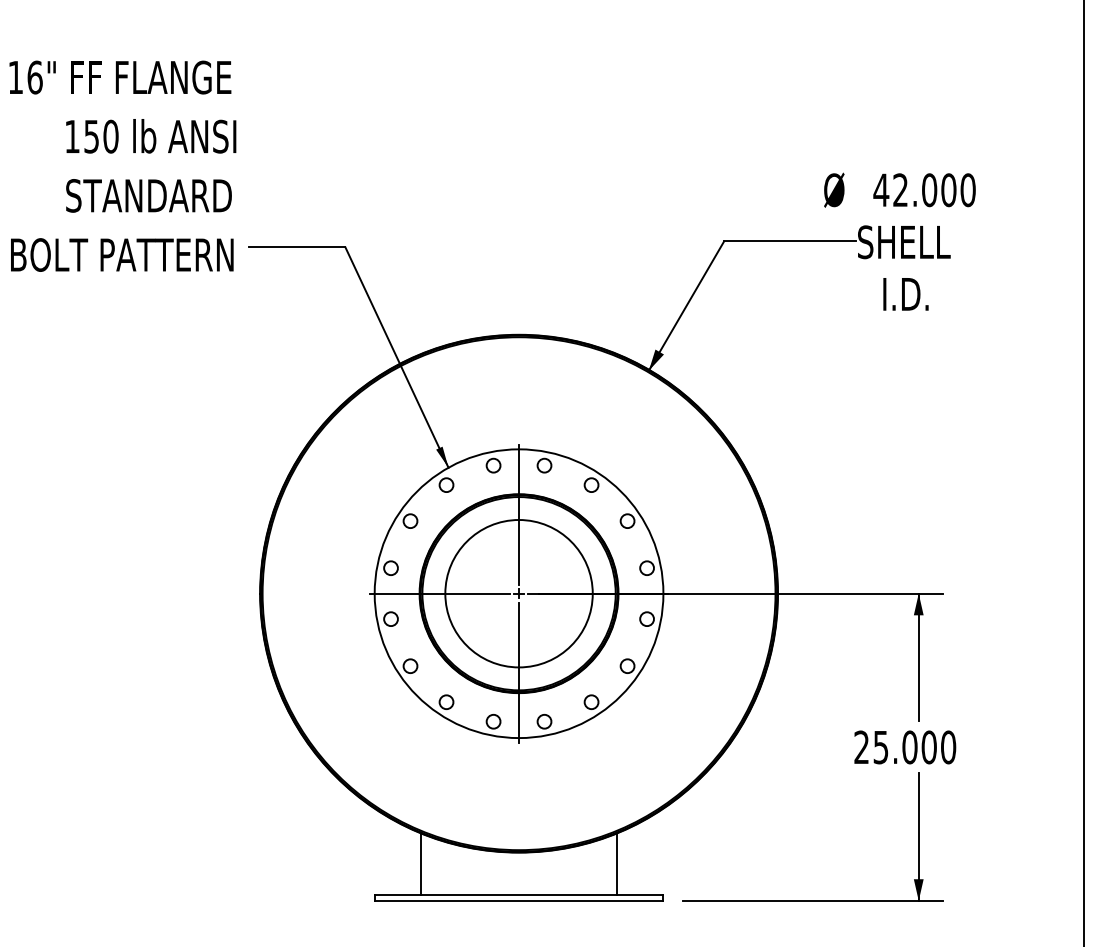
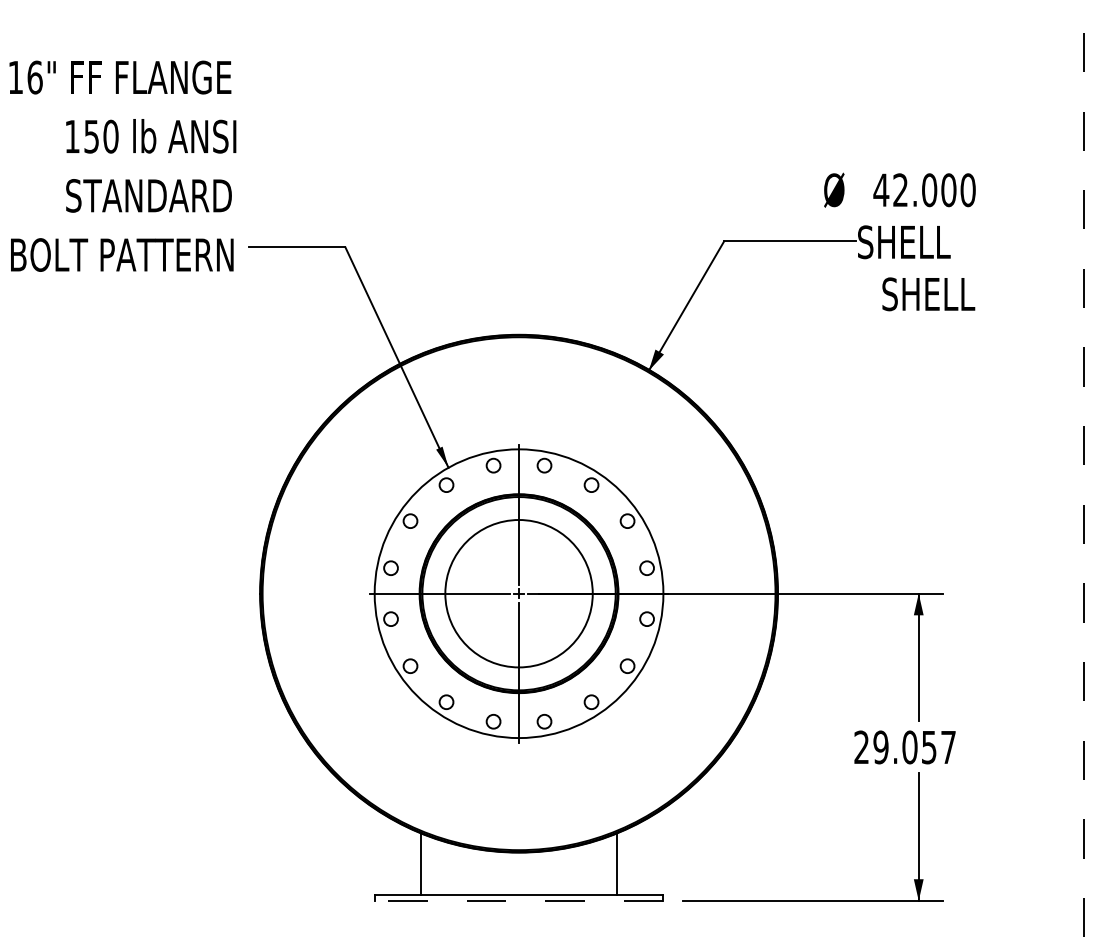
text: I.D. -> SHELL (928, 294)
line: solid -> dashed (1084, 473)
text: 25.000 -> 29.057 (914, 747)
line: solid -> dashed (518, 900)
